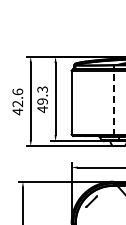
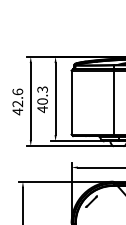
text: 49.3 -> 40.3 (42, 101)
line: dashed -> solid (113, 102)
